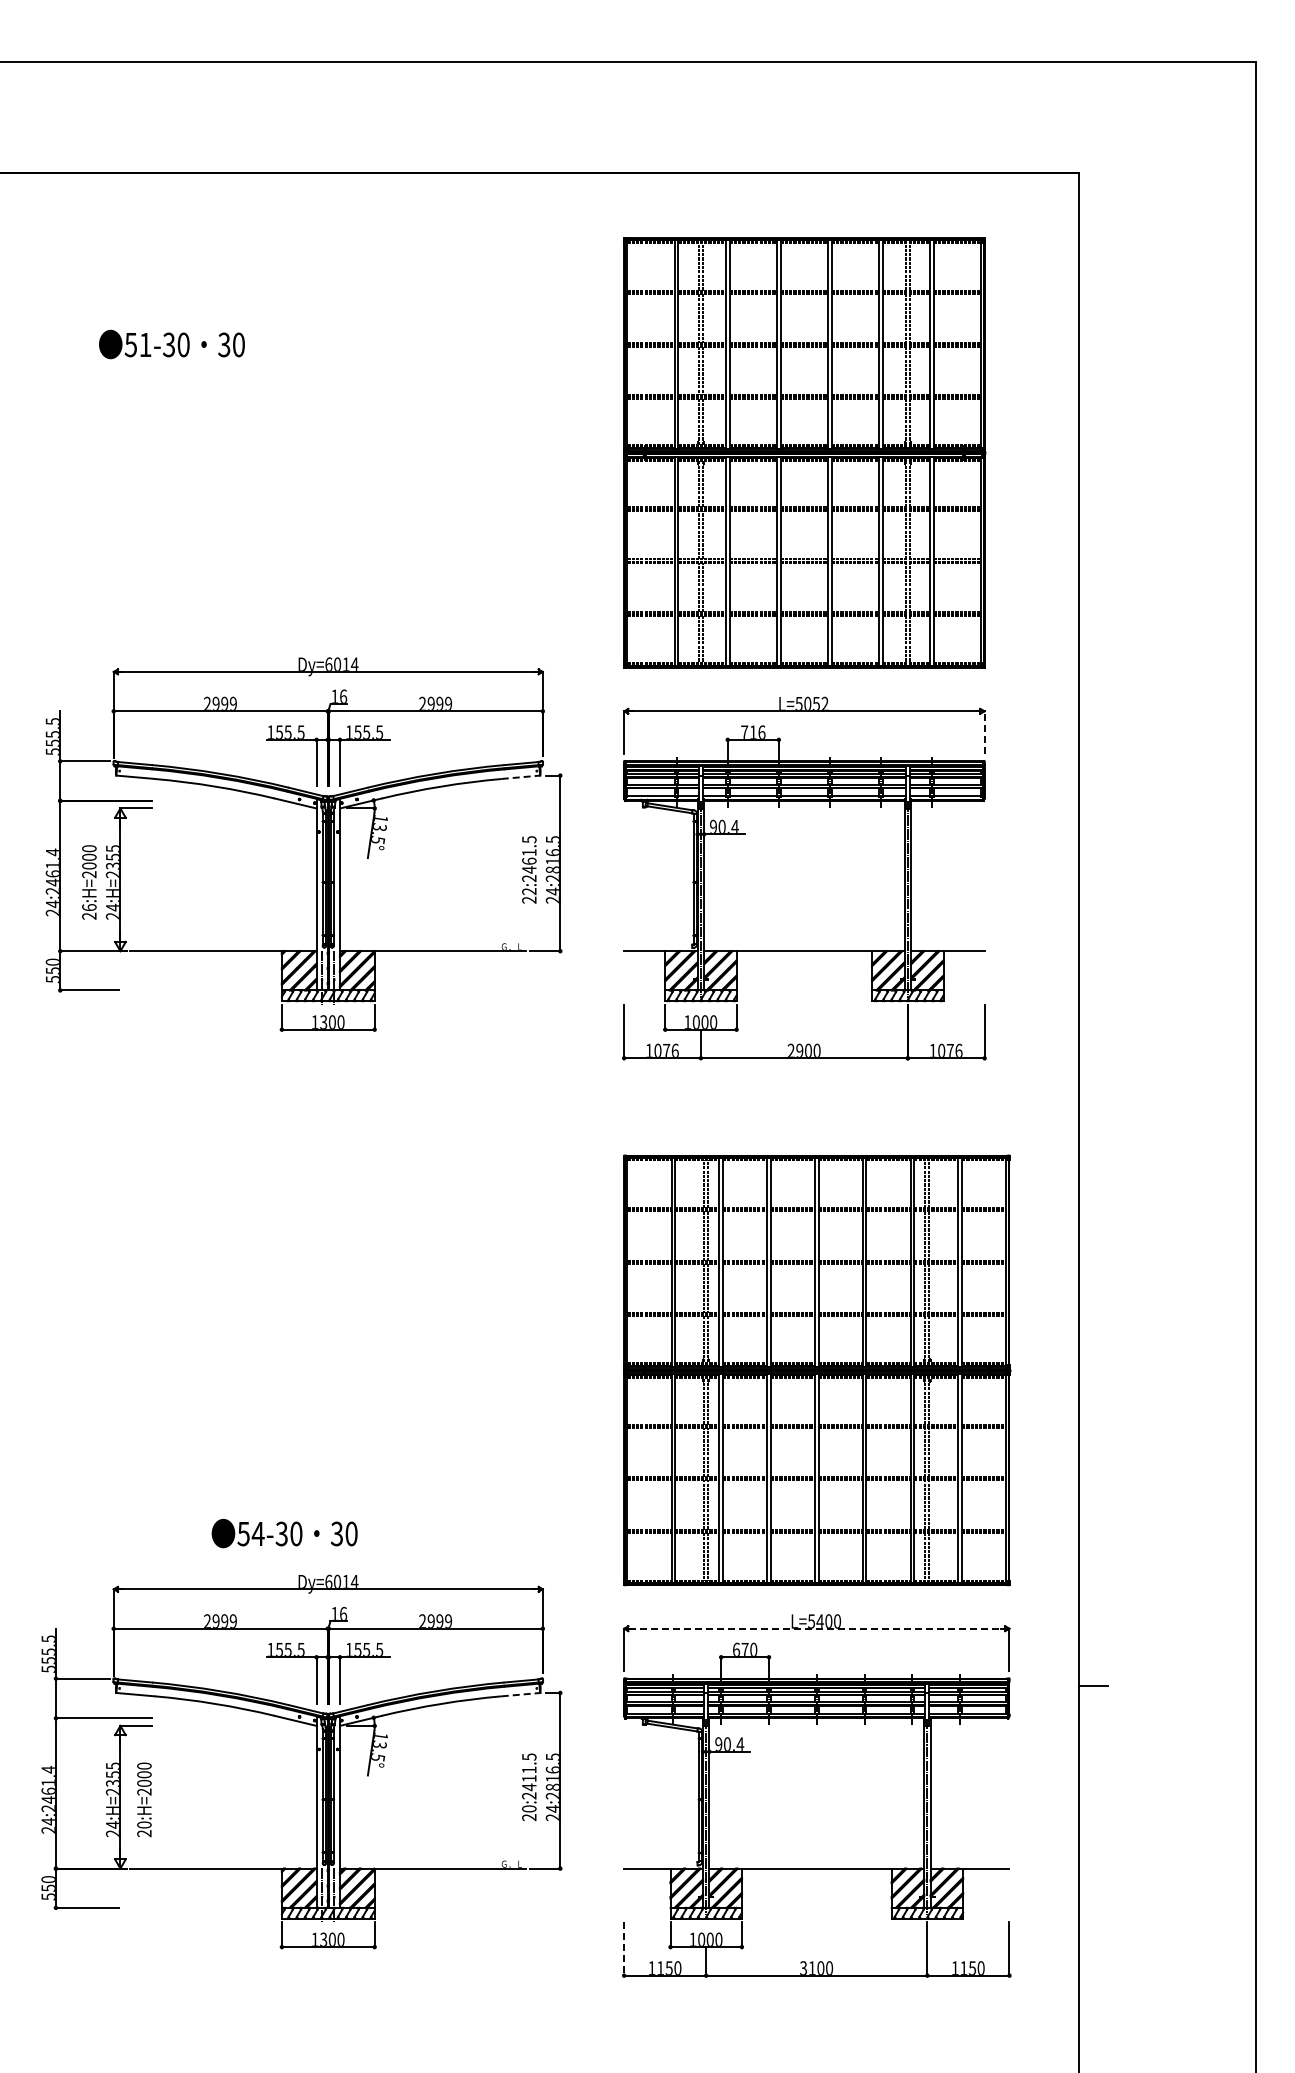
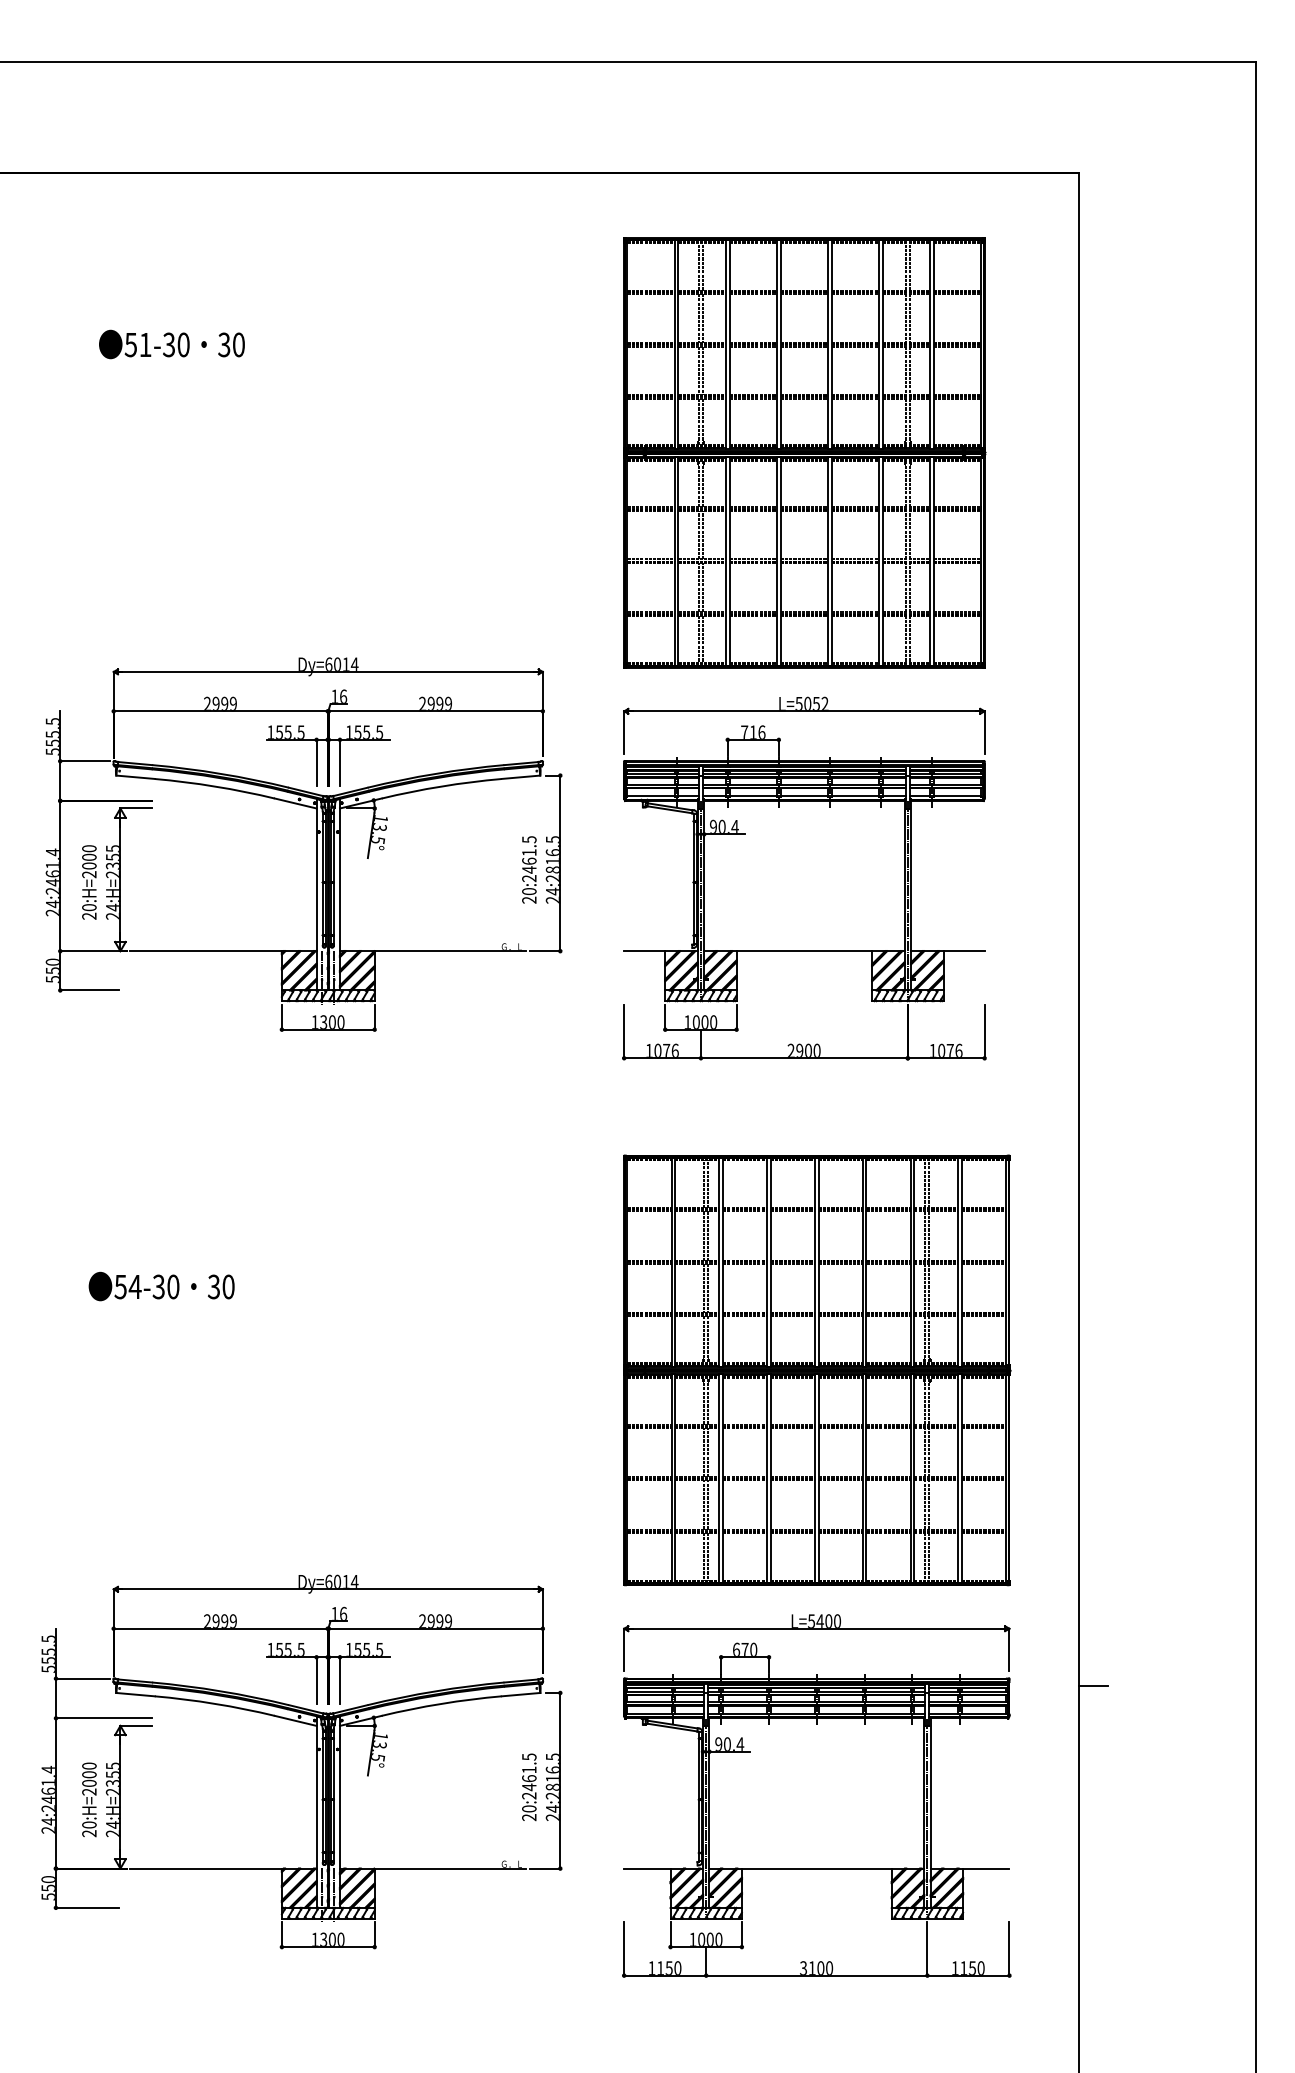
line: dashed -> solid (984, 732)
line: dashed -> solid (521, 777)
text: 22:2461.5 -> 20:2461.5 (529, 891)
text: 26:H=2000 -> 20:H=2000 (89, 907)
text position: (284, 1533) -> (161, 1286) (161, 1286)
line: dashed -> solid (816, 1628)
line: dashed -> solid (521, 1694)
text: 20:2411.5 -> 20:2461.5 (529, 1778)
text position: (144, 1799) -> (89, 1799) (89, 1799)
line: dashed -> solid (624, 1948)
